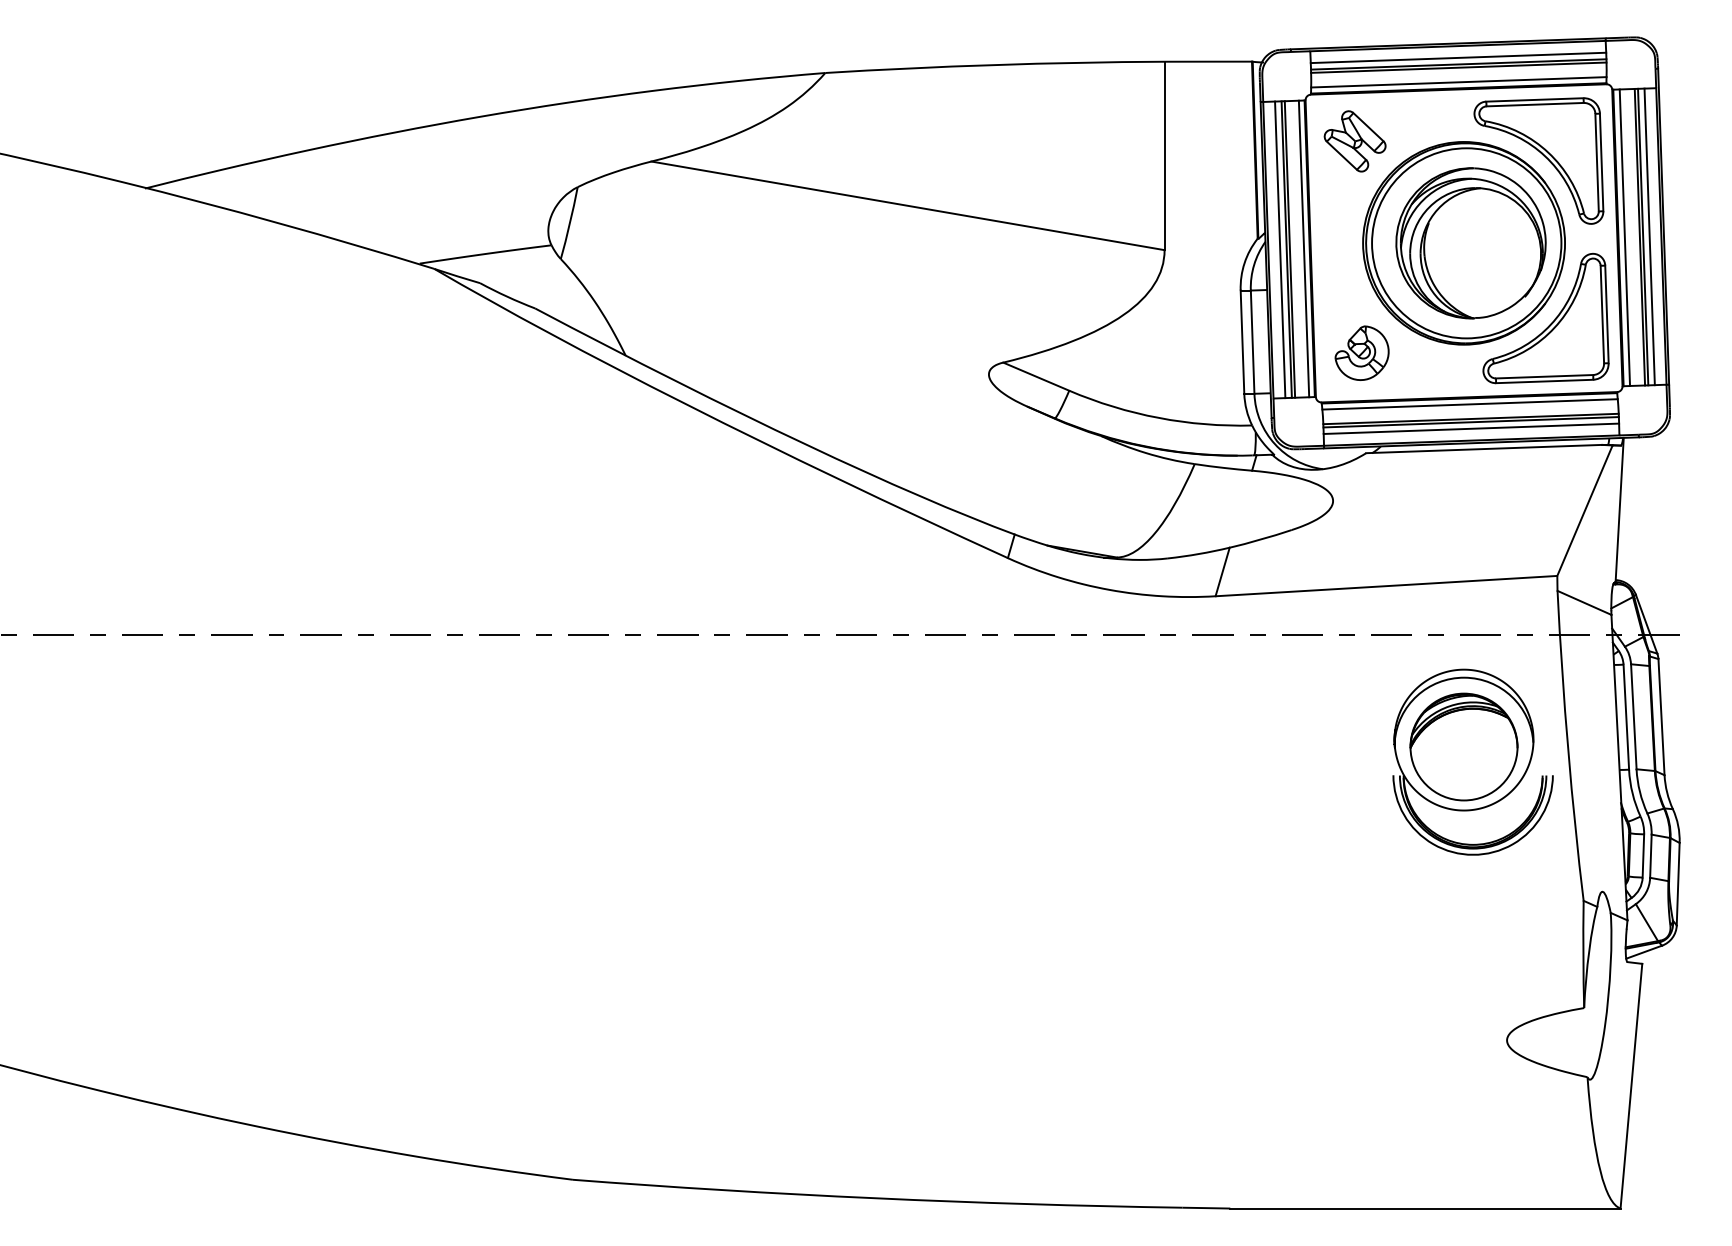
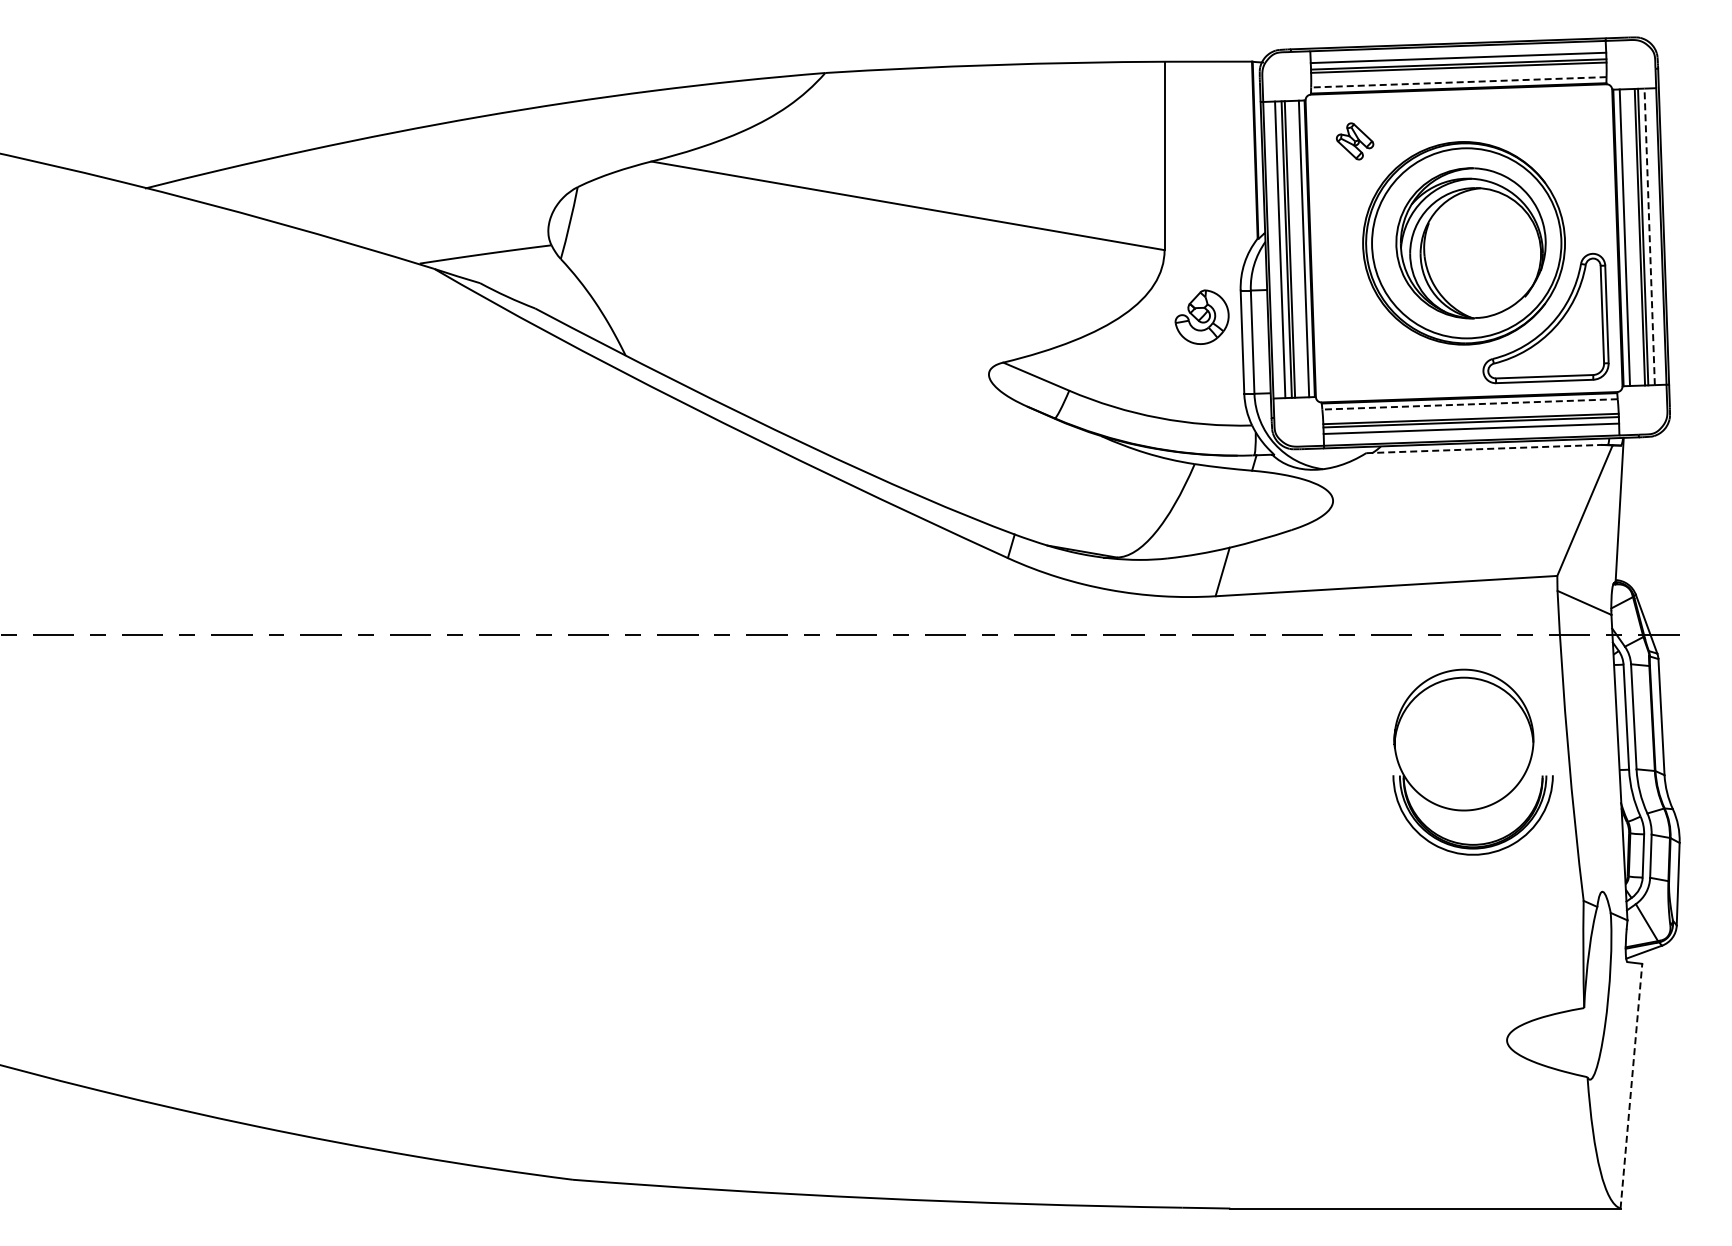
line: solid -> dashed (1458, 82)
part size: 64x63 px -> 40x39 px (1354, 141)
part: present -> none (1542, 155)
line: solid -> dashed (1649, 236)
part position: (1361, 352) -> (1201, 316) (1201, 316)
line: solid -> dashed (1470, 404)
line: solid -> dashed (1484, 449)
part: present -> none (1463, 746)
line: solid -> dashed (1631, 1086)
